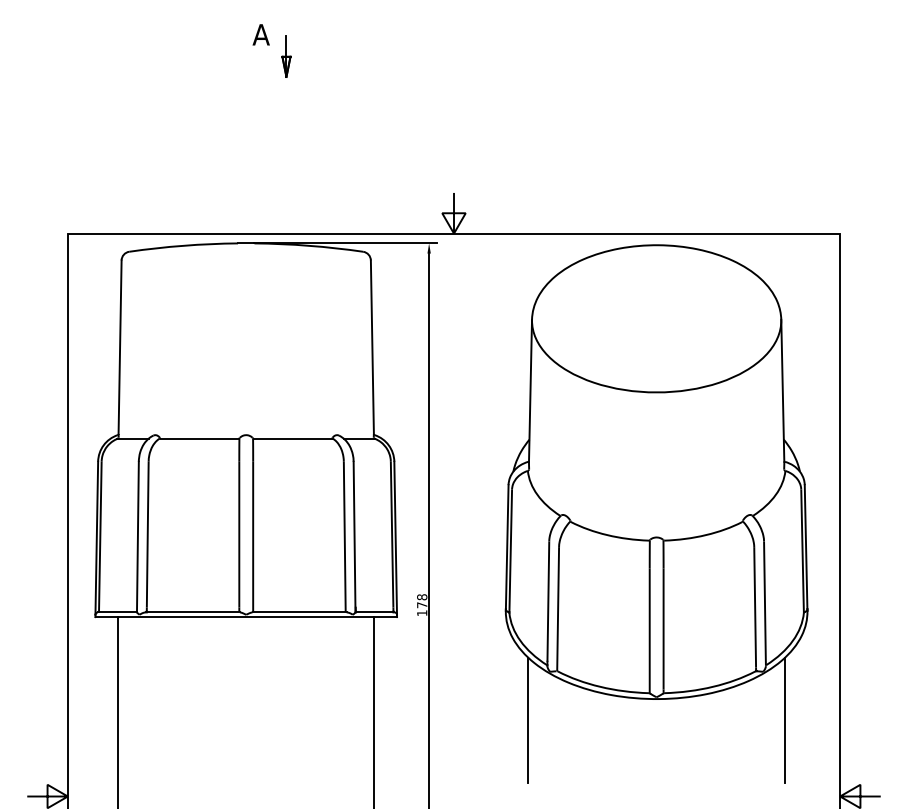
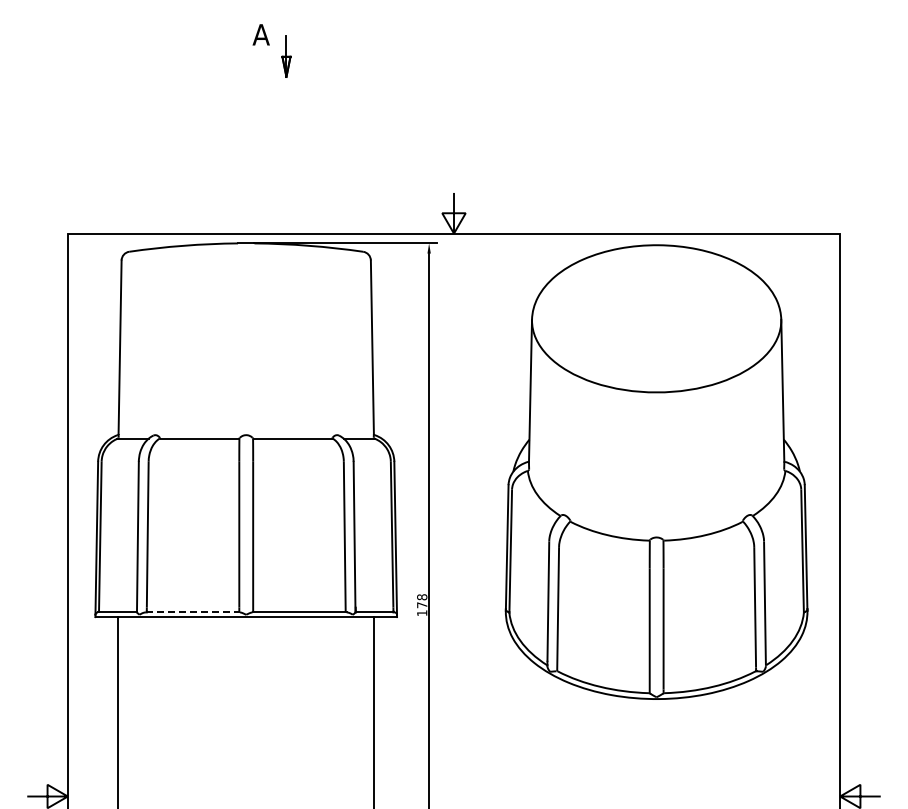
line: solid -> dashed (193, 612)
line: present -> none (528, 719)
line: present -> none (784, 719)
